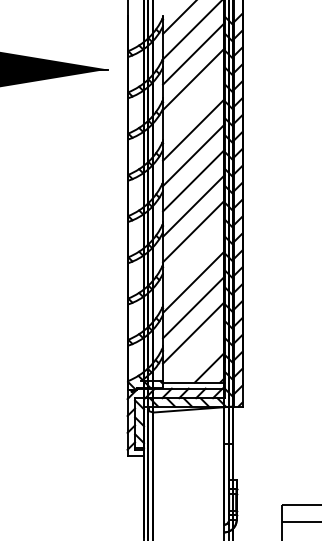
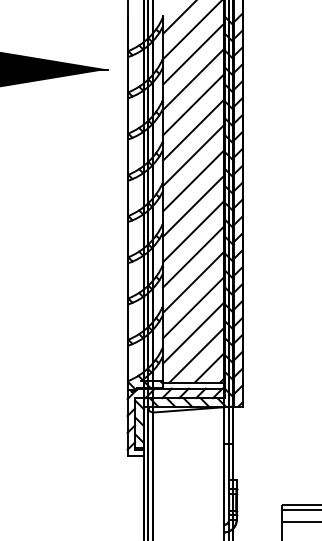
line: none -> present (193, 104)
line: none -> present (193, 256)
line: none -> present (196, 354)
line: none -> present (299, 510)
